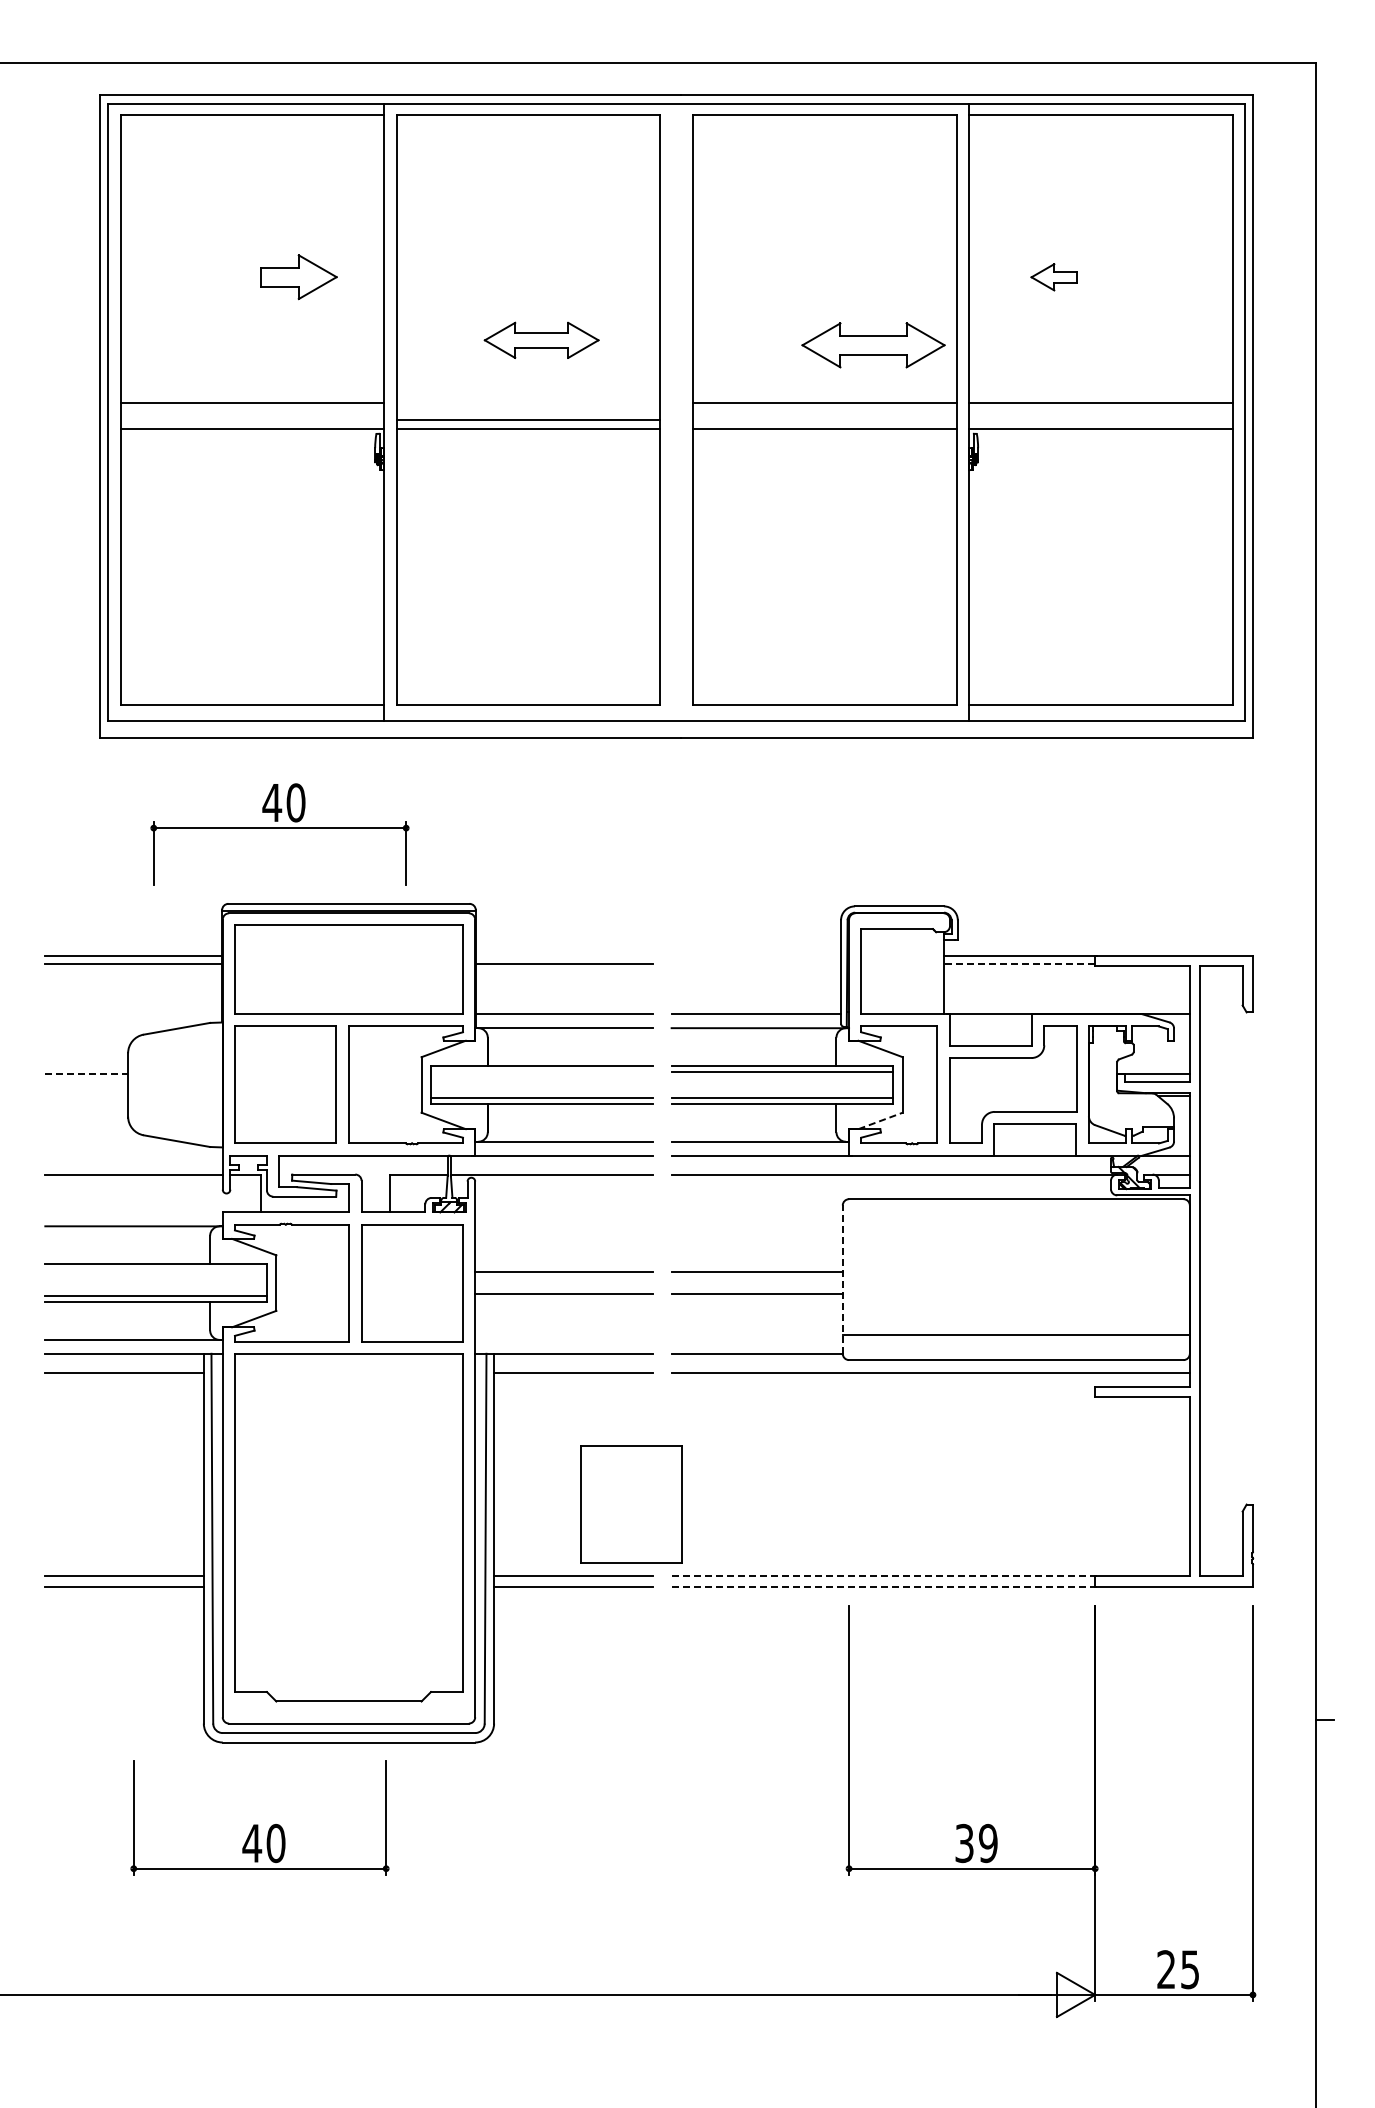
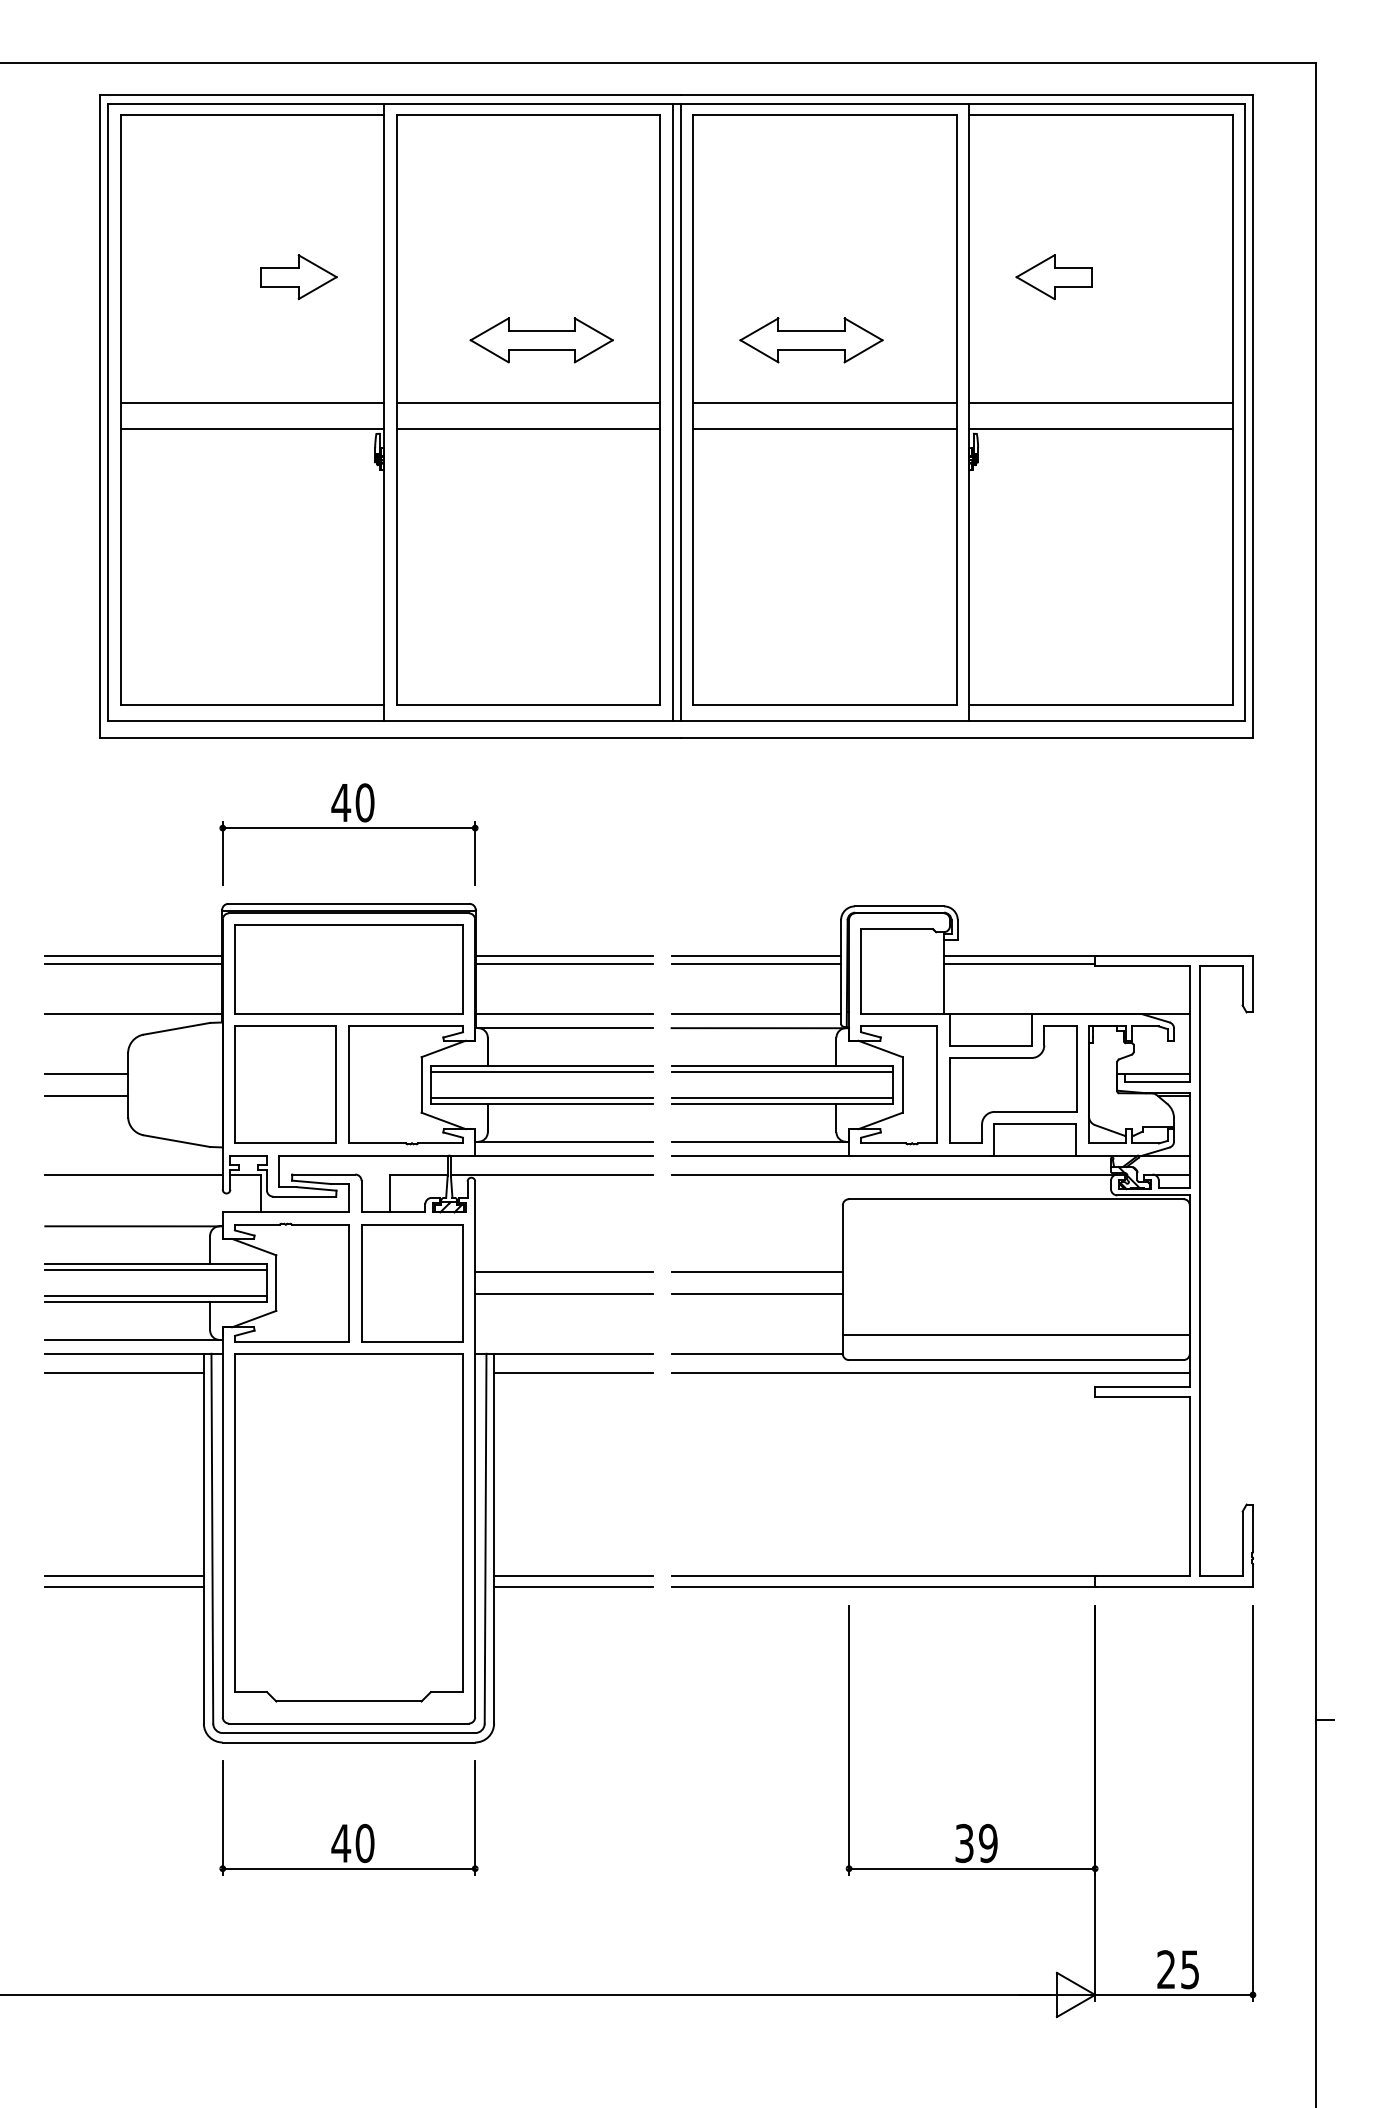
part size: 48x29 px -> 78x47 px (1053, 277)
part size: 117x38 px -> 145x47 px (541, 340)
part position: (873, 345) -> (811, 340) (811, 340)
line: none -> present (672, 412)
line: none -> present (680, 412)
line position: (528, 420) -> (528, 403) (528, 403)
part position: (279, 834) -> (348, 834) (348, 834)
line: none -> present (563, 955)
line: none -> present (756, 955)
line: none -> present (756, 964)
line: dashed -> solid (1019, 964)
line: none -> present (133, 1014)
line: none -> present (541, 1072)
line: dashed -> solid (87, 1074)
line: none -> present (86, 1095)
line: dashed -> solid (880, 1120)
line: none -> present (155, 1270)
line: dashed -> solid (842, 1279)
part: present -> none (631, 1504)
line: dashed -> solid (884, 1576)
line: dashed -> solid (884, 1586)
part position: (258, 1824) -> (347, 1824) (347, 1824)
